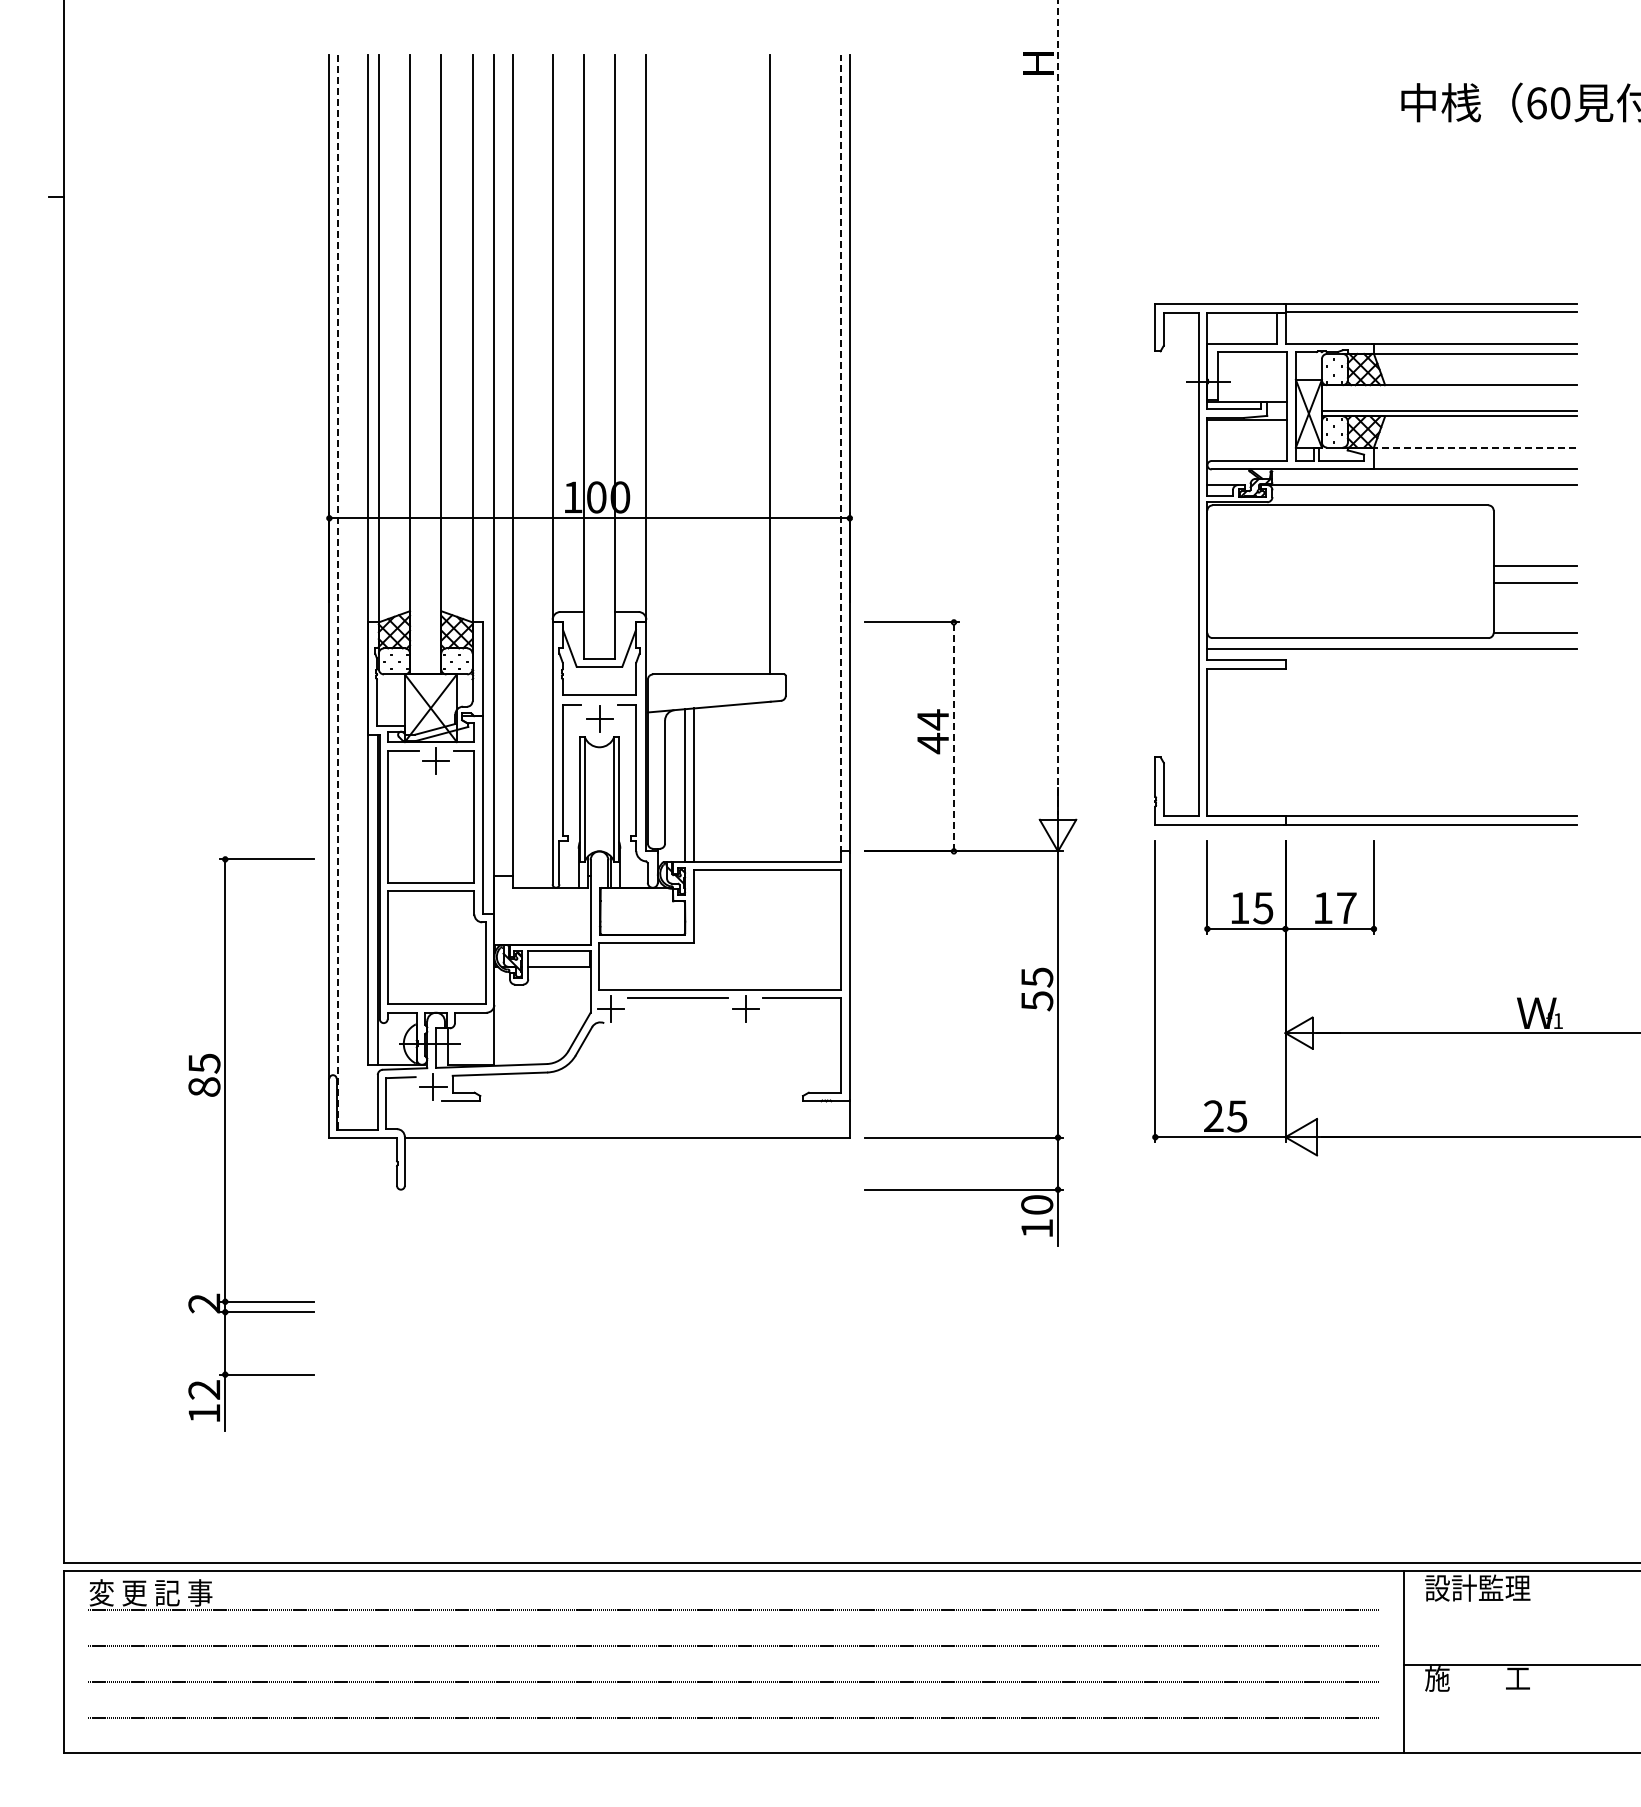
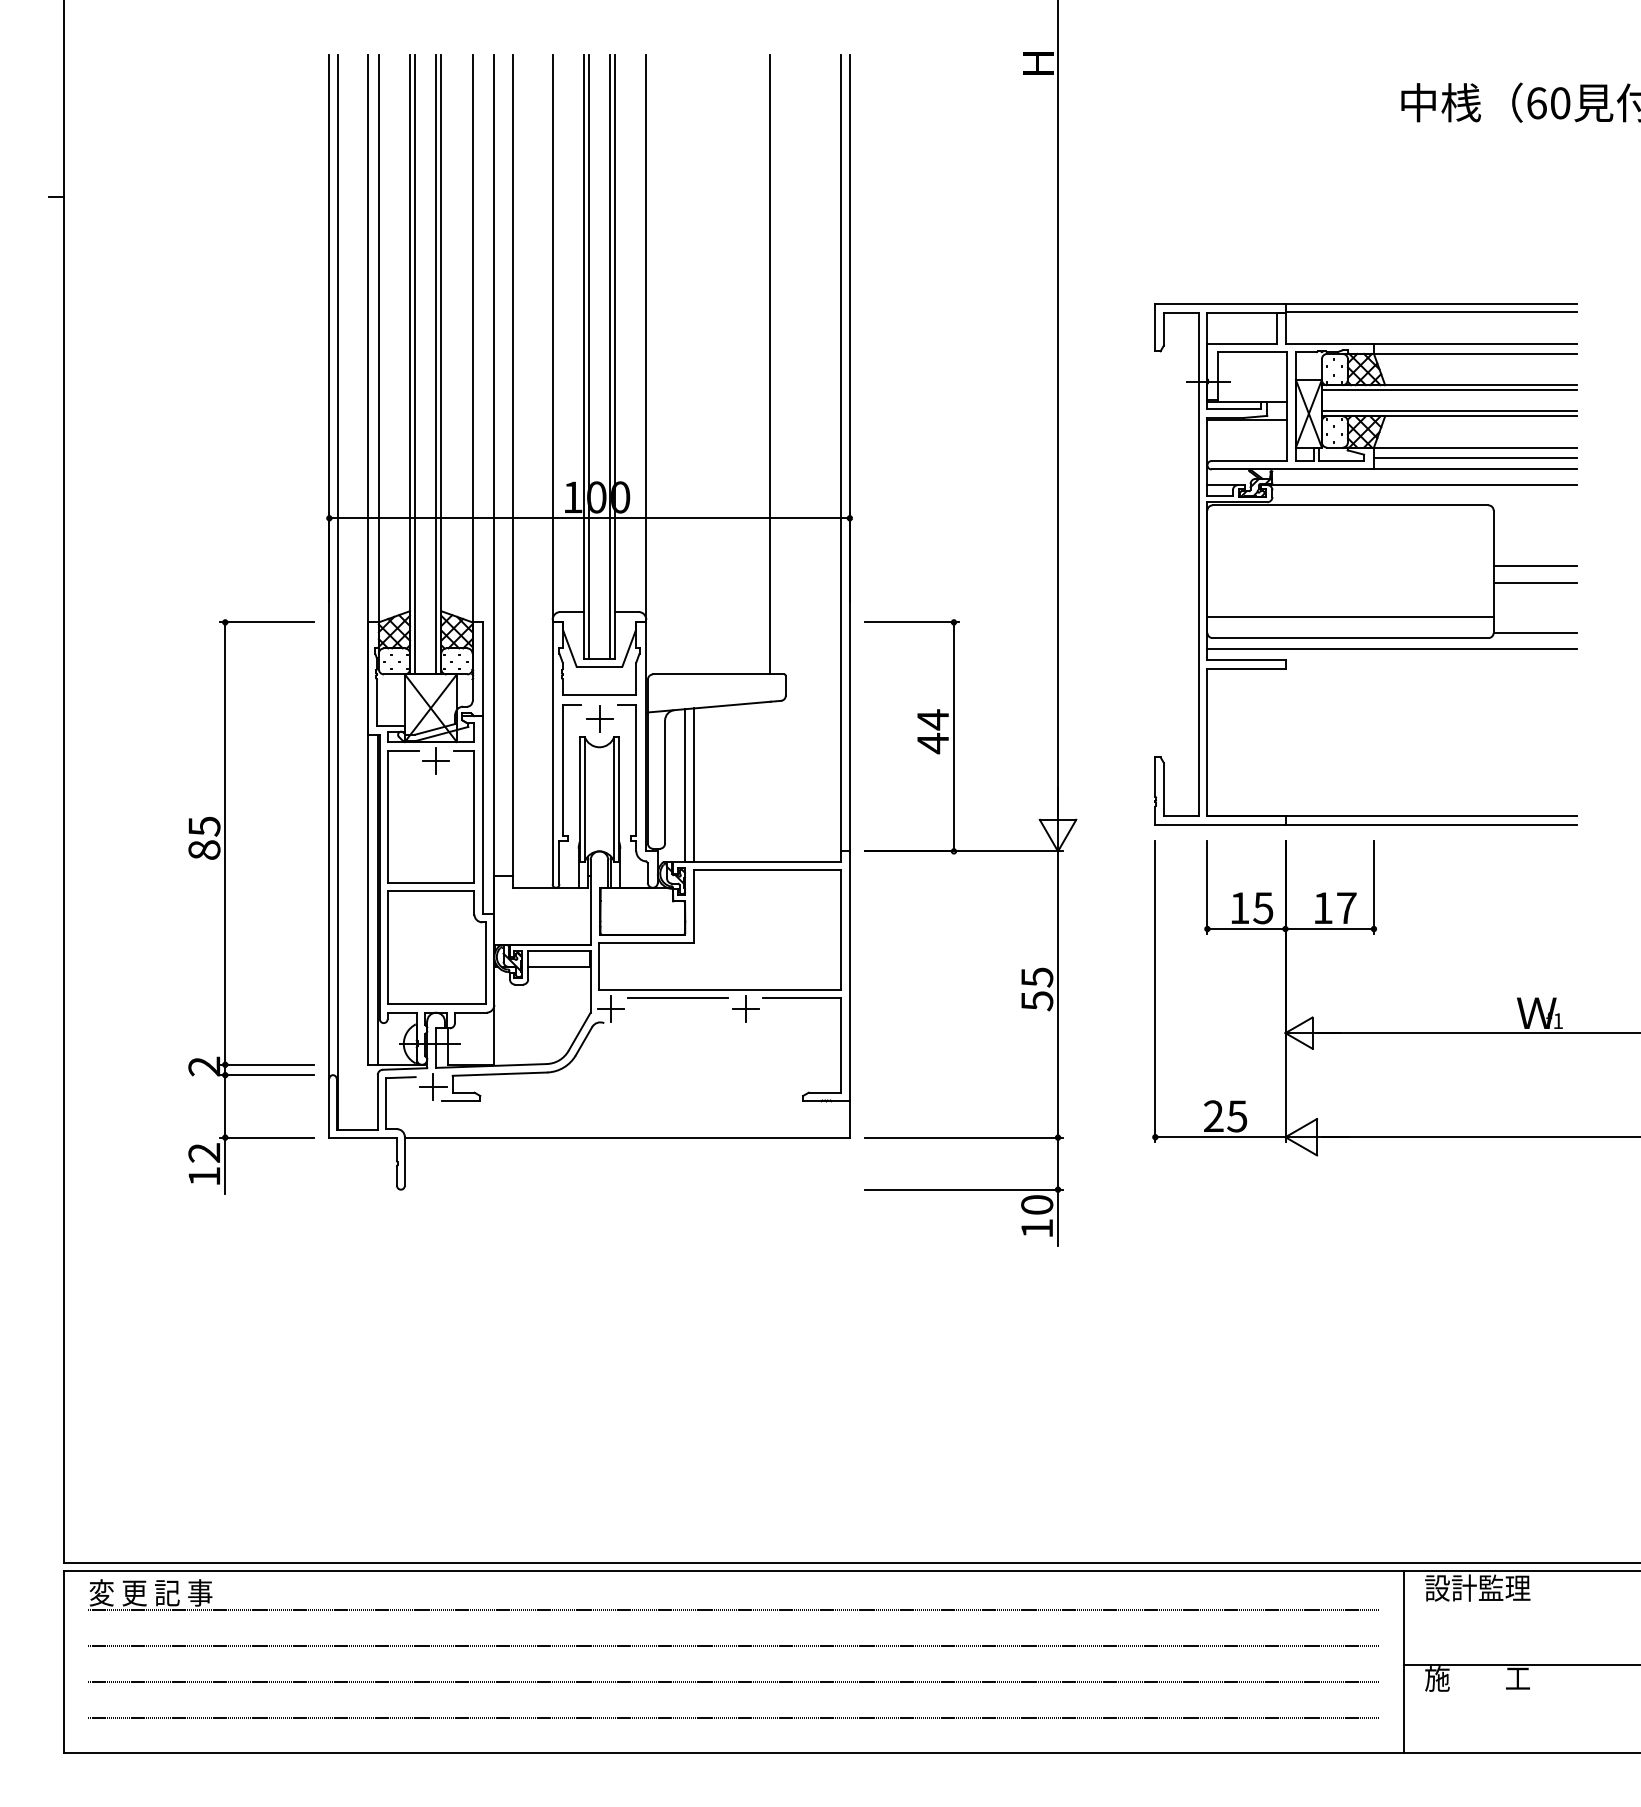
line: none -> present (589, 356)
line: none -> present (609, 356)
line: none -> present (415, 364)
line: none -> present (436, 364)
line: none -> present (1448, 390)
line: dashed -> solid (1058, 408)
line: dashed -> solid (1474, 447)
line: dashed -> solid (841, 454)
line: none -> present (1474, 458)
line: dashed -> solid (337, 592)
line: none -> present (1350, 617)
line: dashed -> solid (953, 736)
part position: (225, 1143) -> (225, 906) (225, 906)
